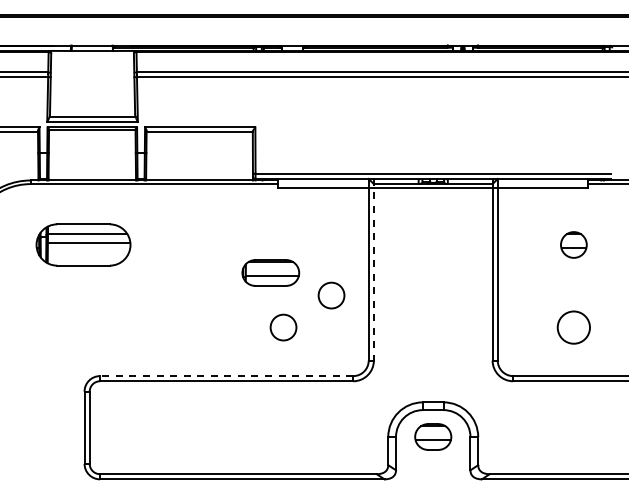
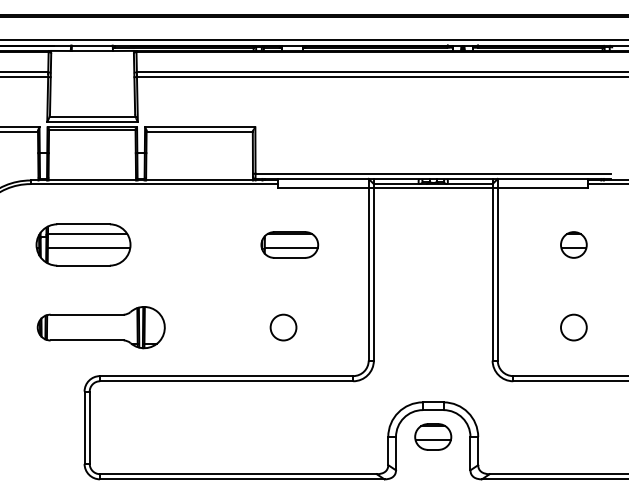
line: none -> present (313, 40)
line position: (88, 243) -> (88, 248) (88, 248)
line: dashed -> solid (373, 269)
part position: (270, 272) -> (289, 244) (289, 244)
circle: present -> none (331, 295)
part: none -> present (100, 327)
circle size: 35x35 px -> 28x29 px (573, 327)
line: dashed -> solid (226, 376)
